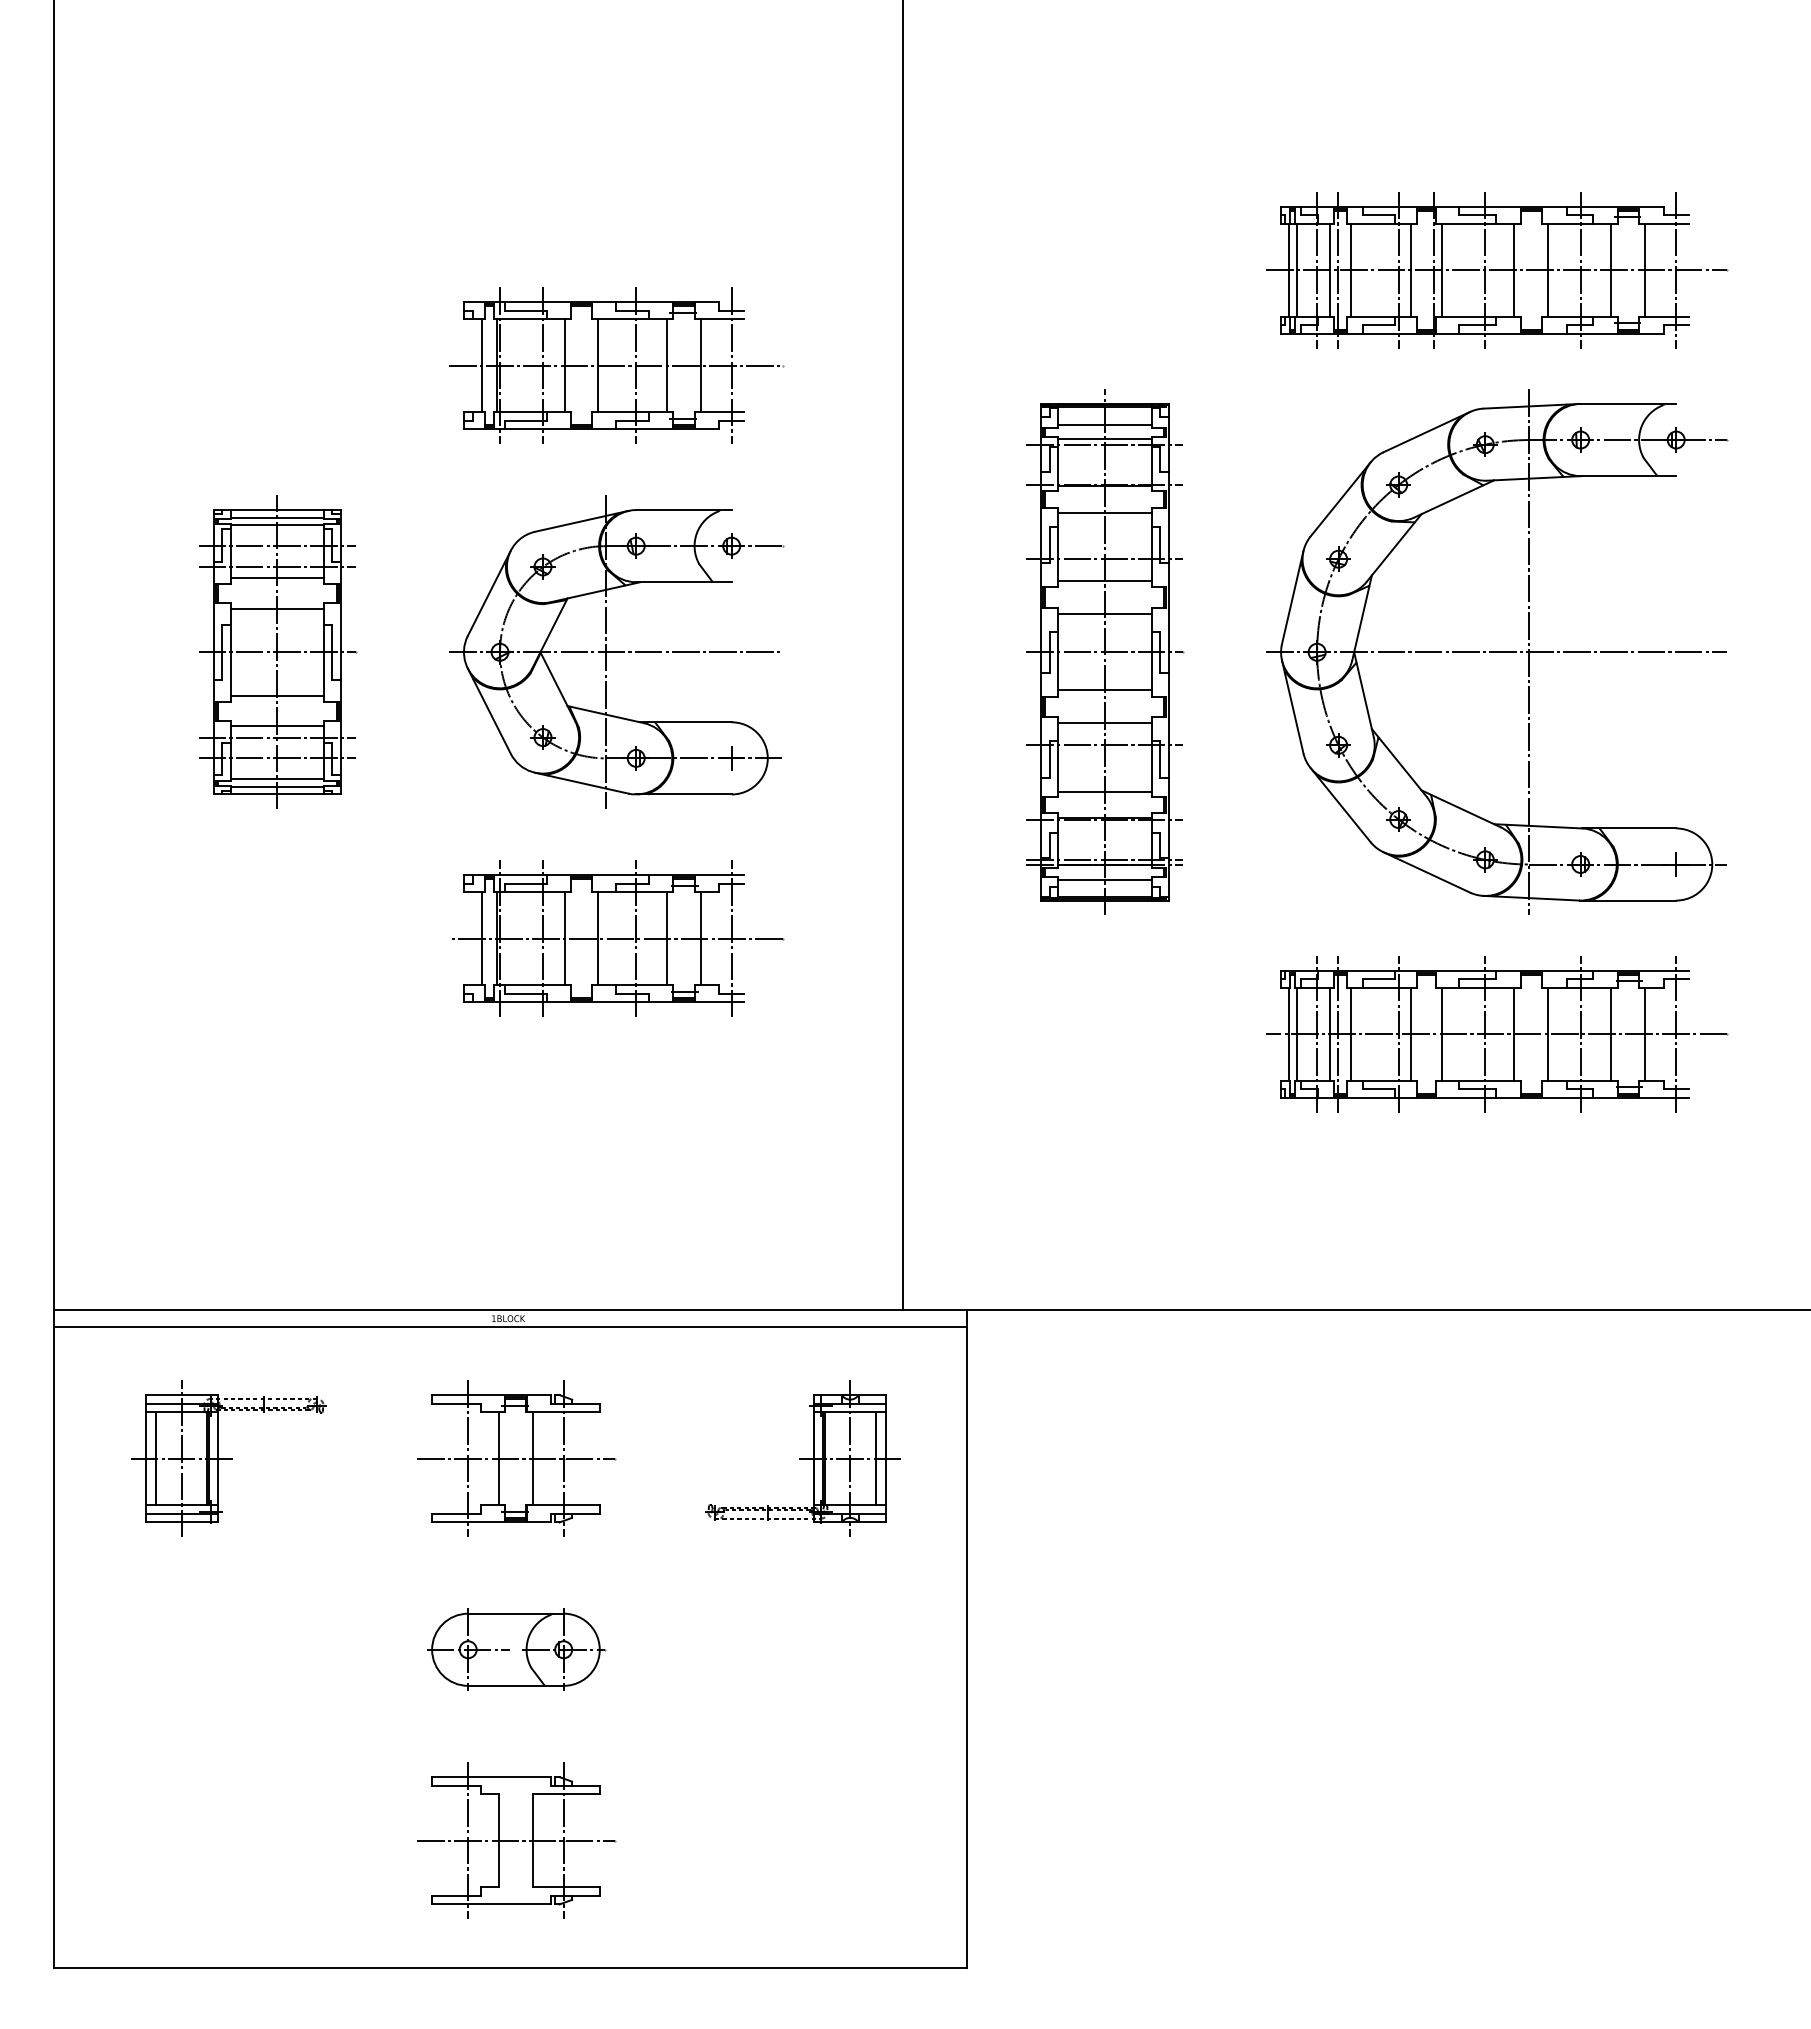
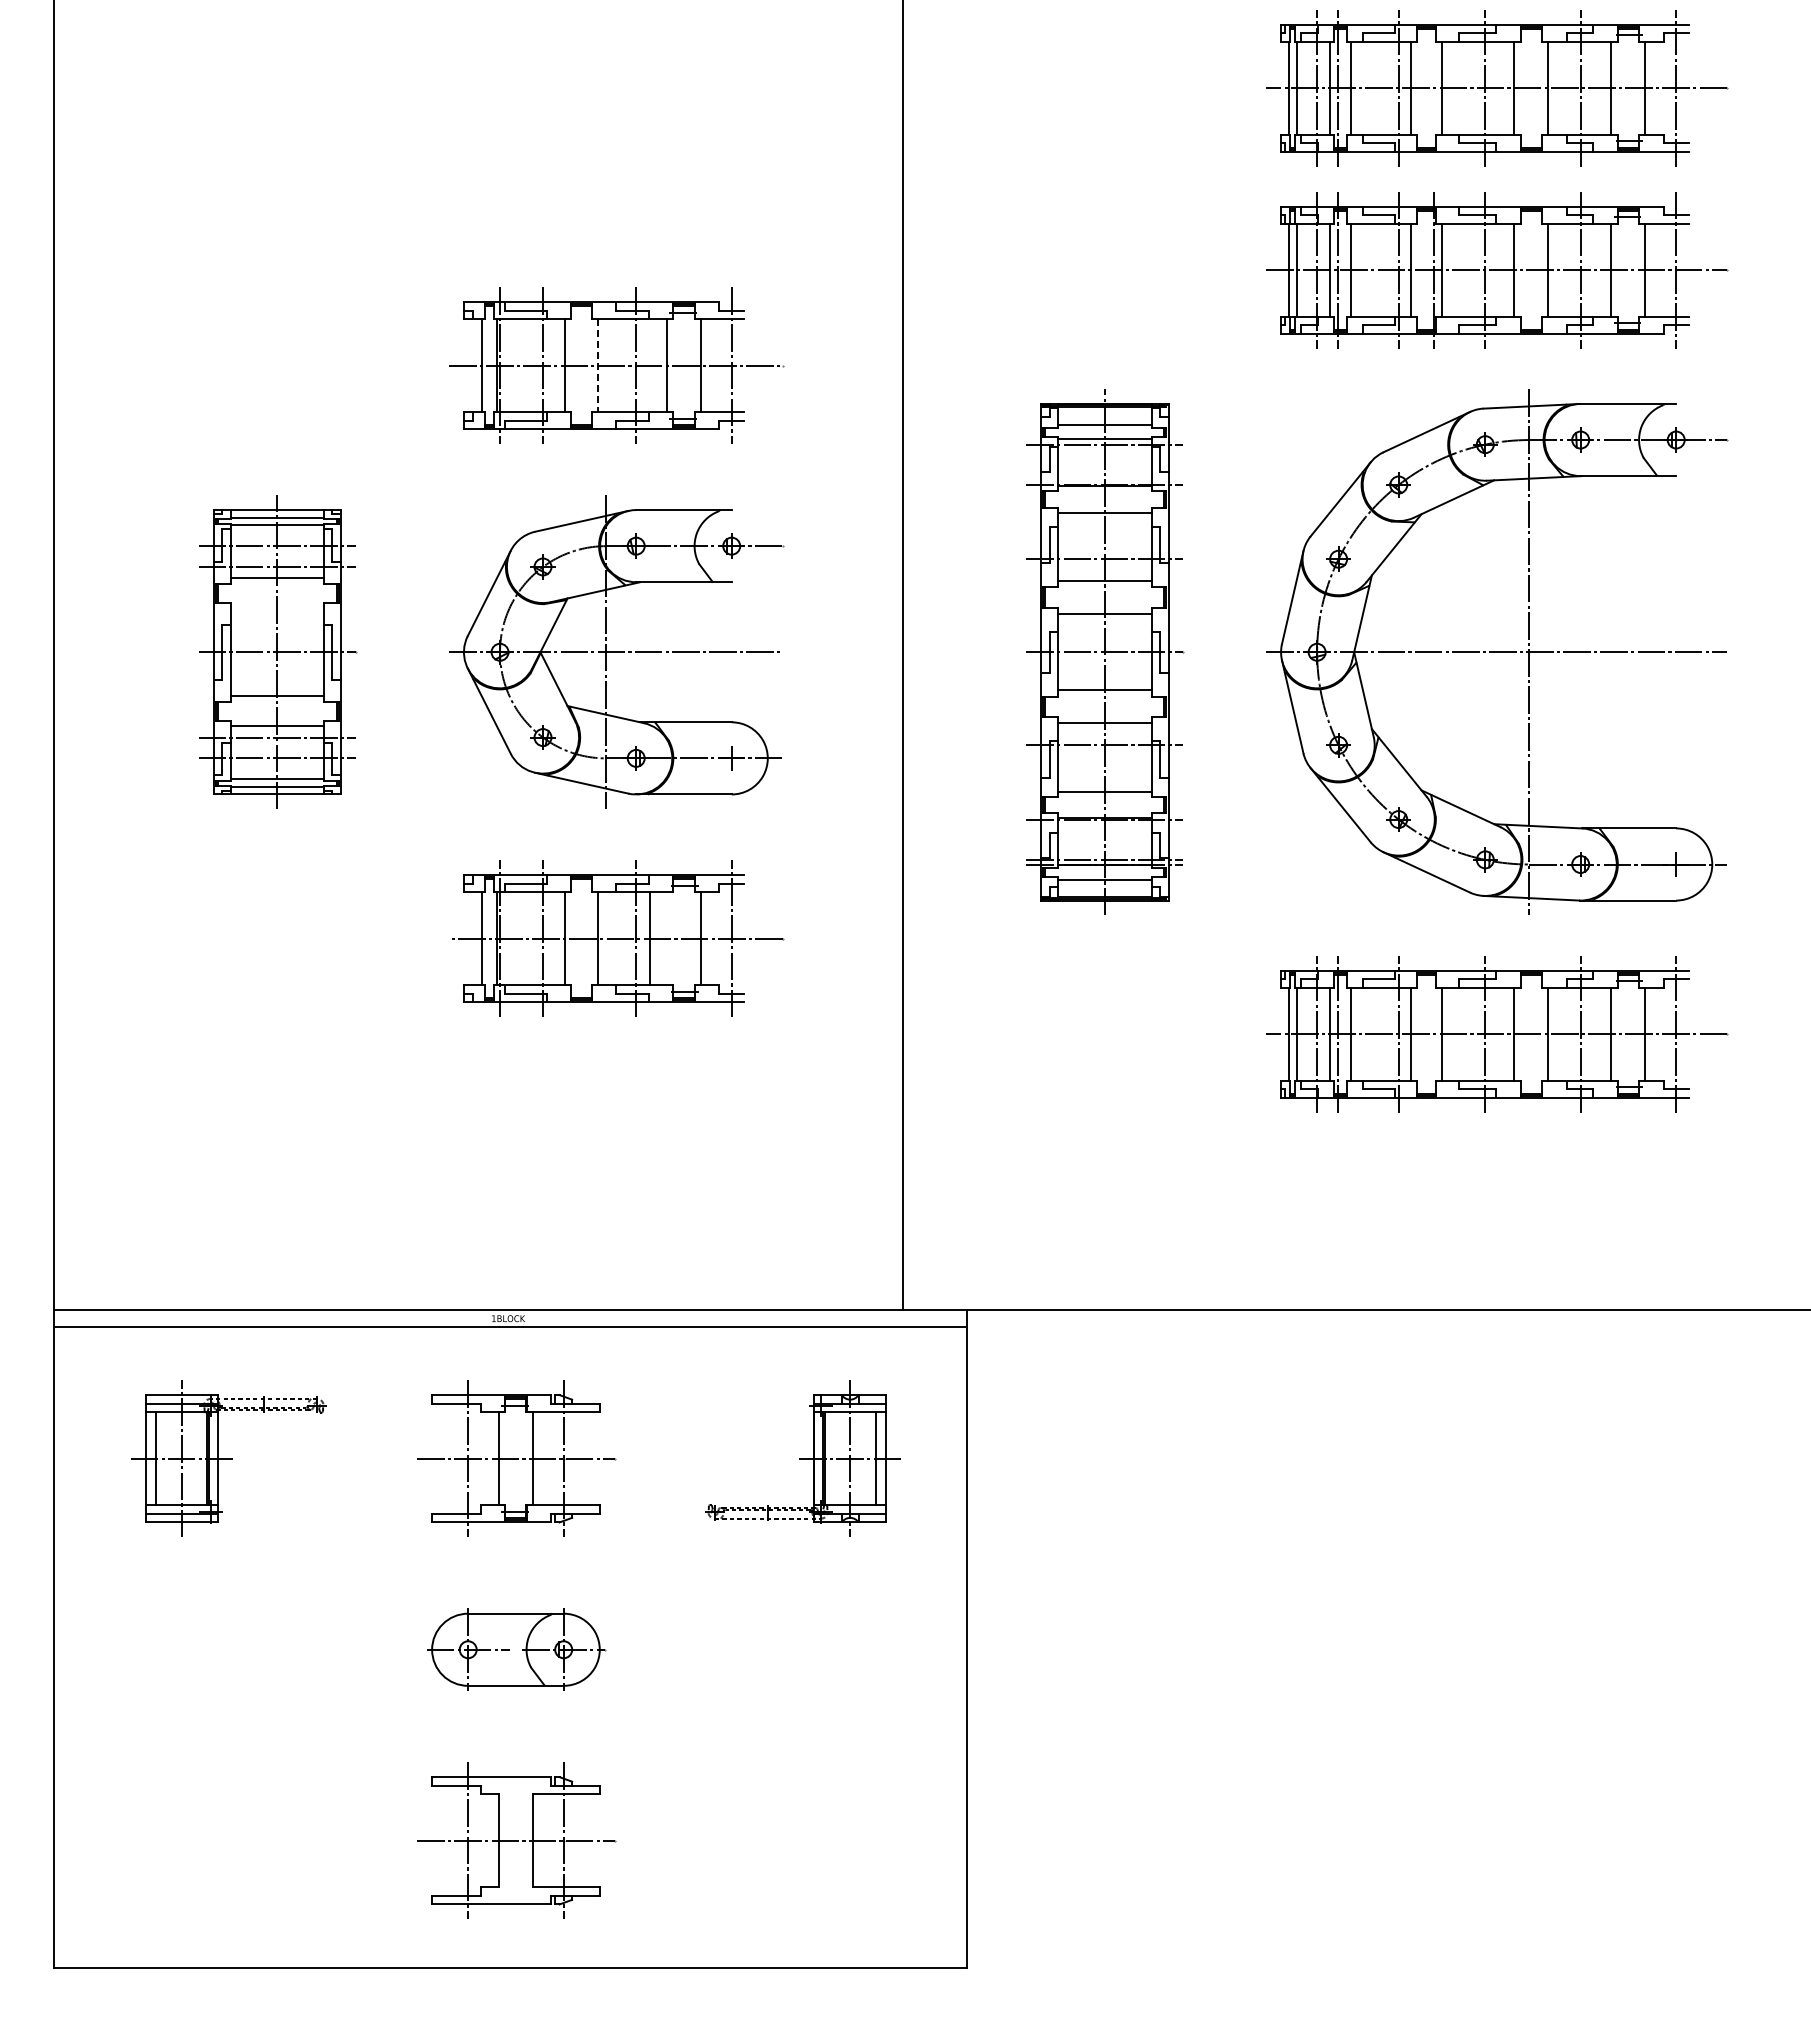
part: none -> present (1497, 88)
line: solid -> dashed (598, 365)
line: present -> none (276, 608)
line position: (667, 938) -> (650, 938) (650, 938)
